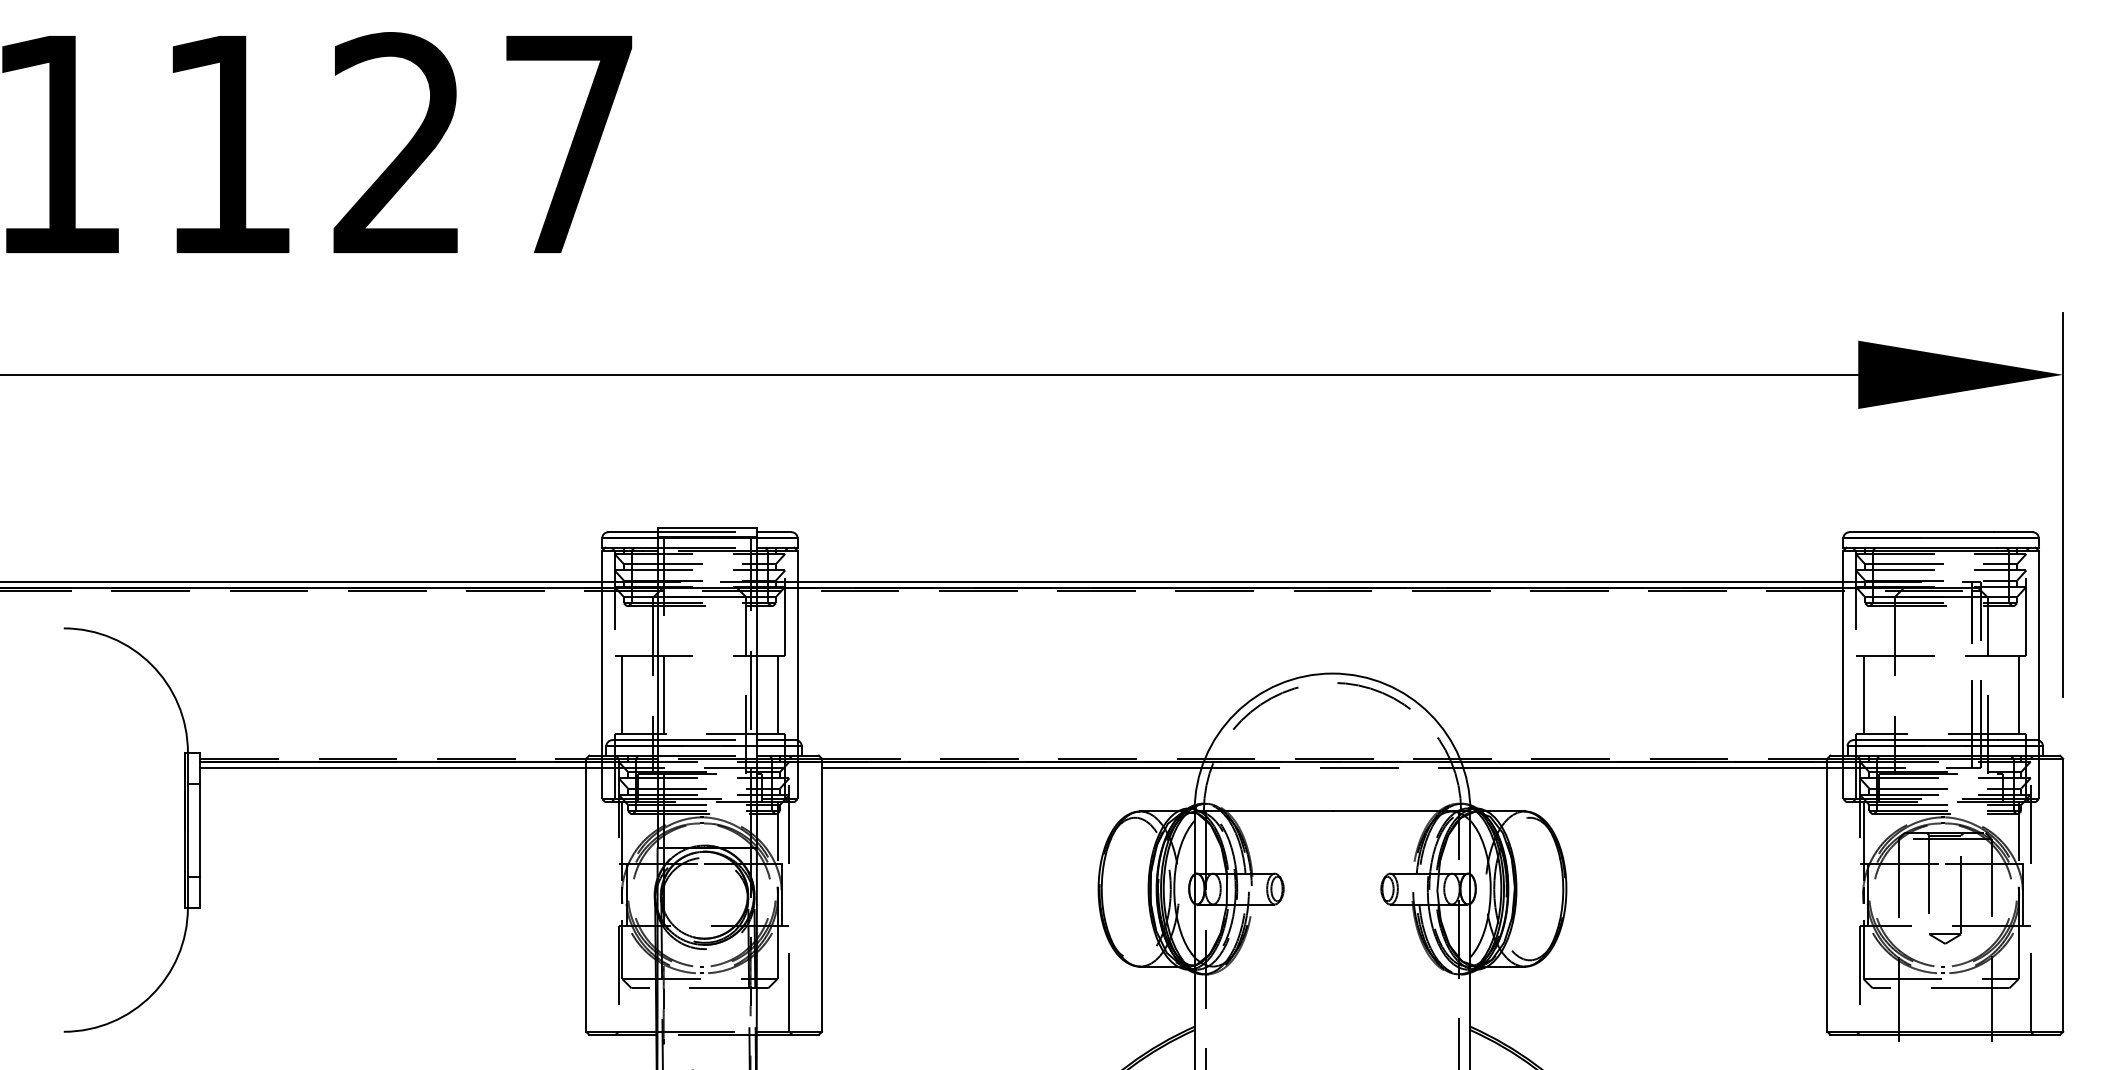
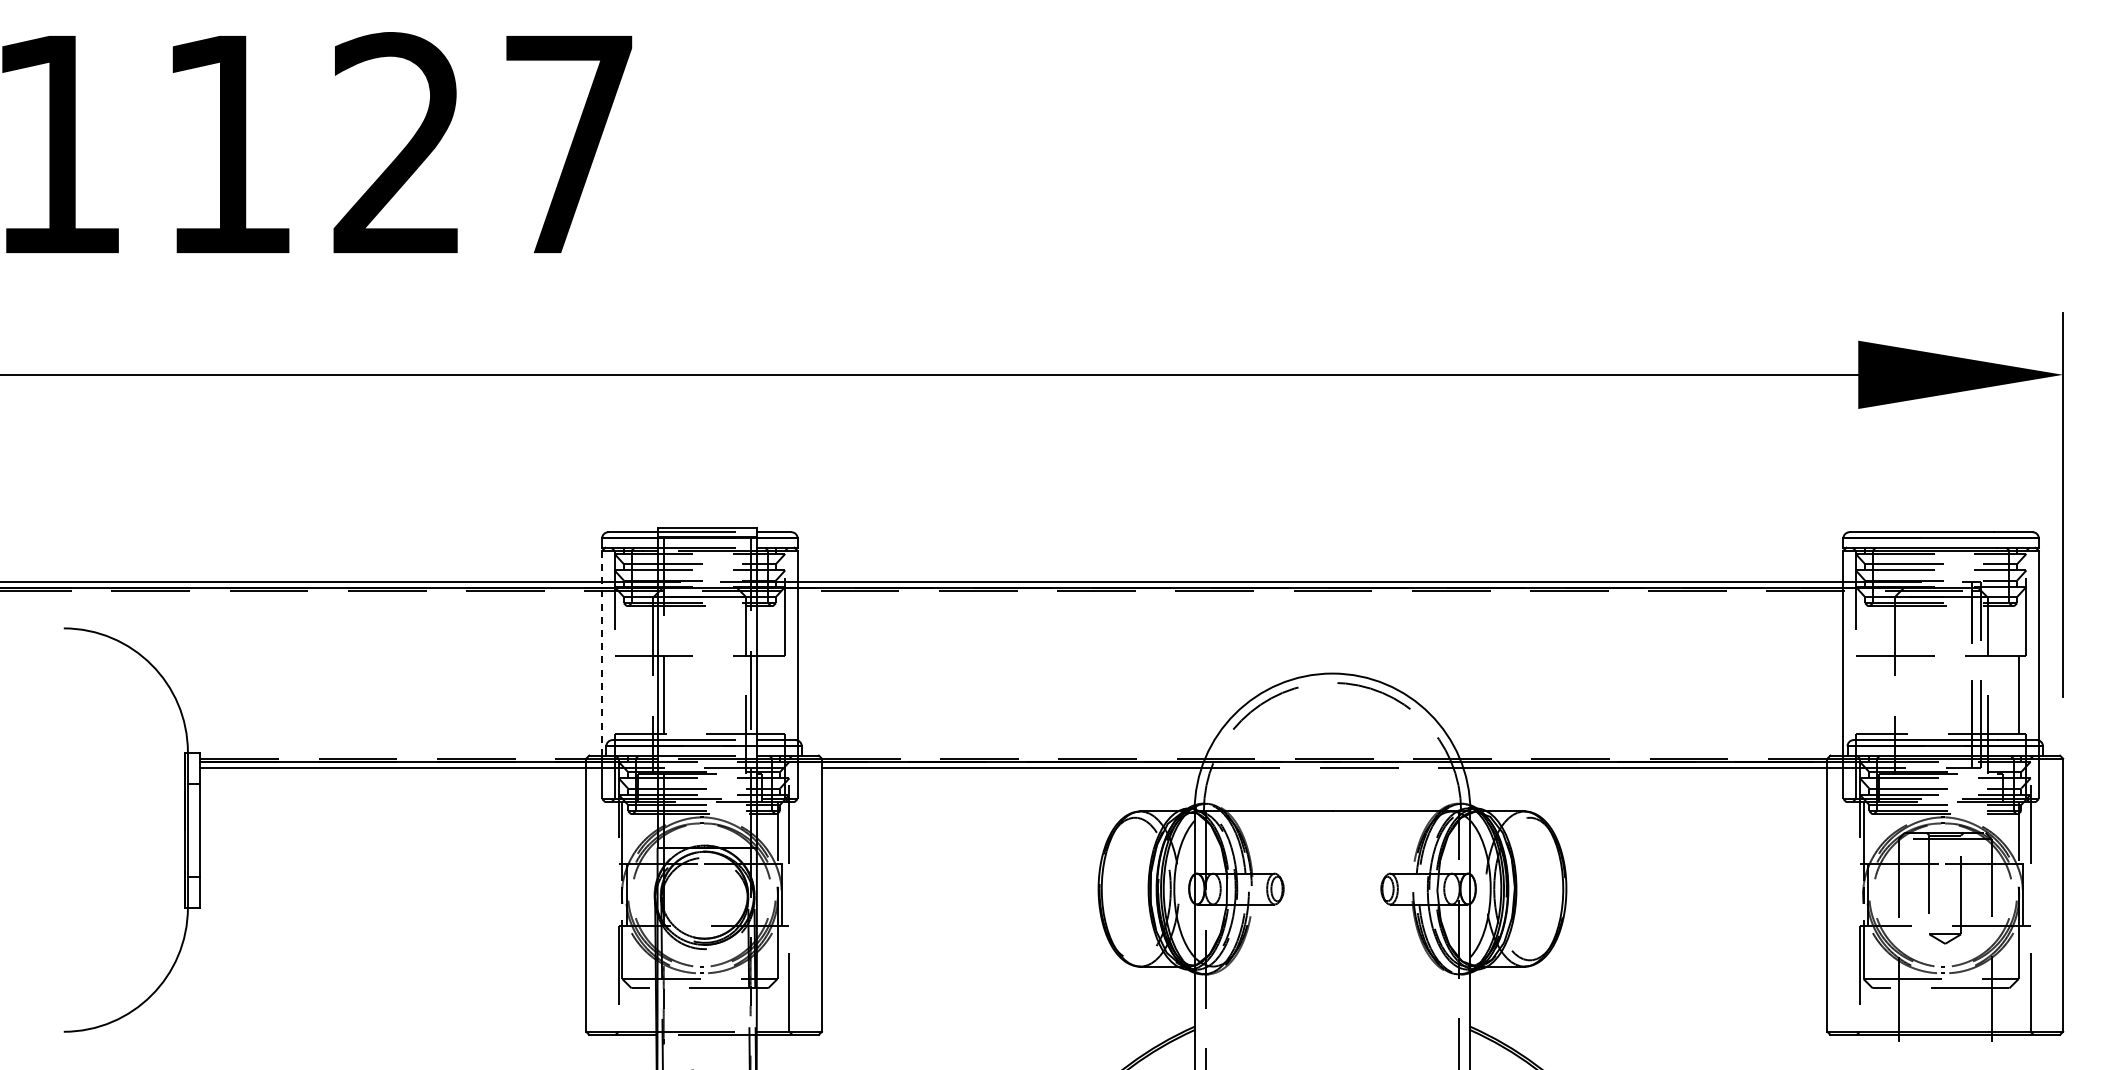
line: solid -> dashed (602, 653)
line: present -> none (622, 694)
line: present -> none (777, 694)
line: present -> none (1863, 694)
